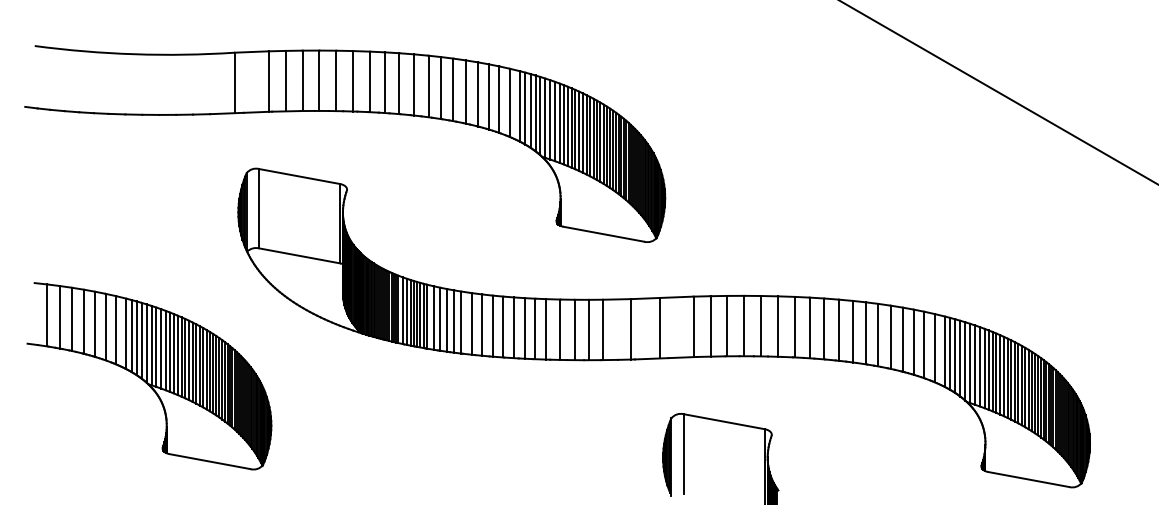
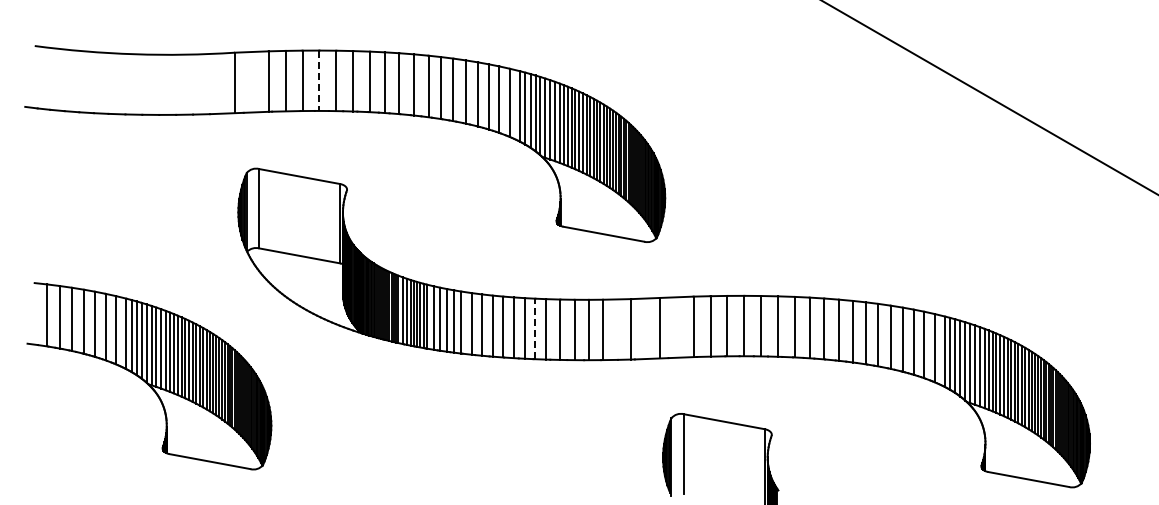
line: solid -> dashed (319, 81)
line position: (998, 92) -> (989, 97) (989, 97)
line: solid -> dashed (535, 328)
